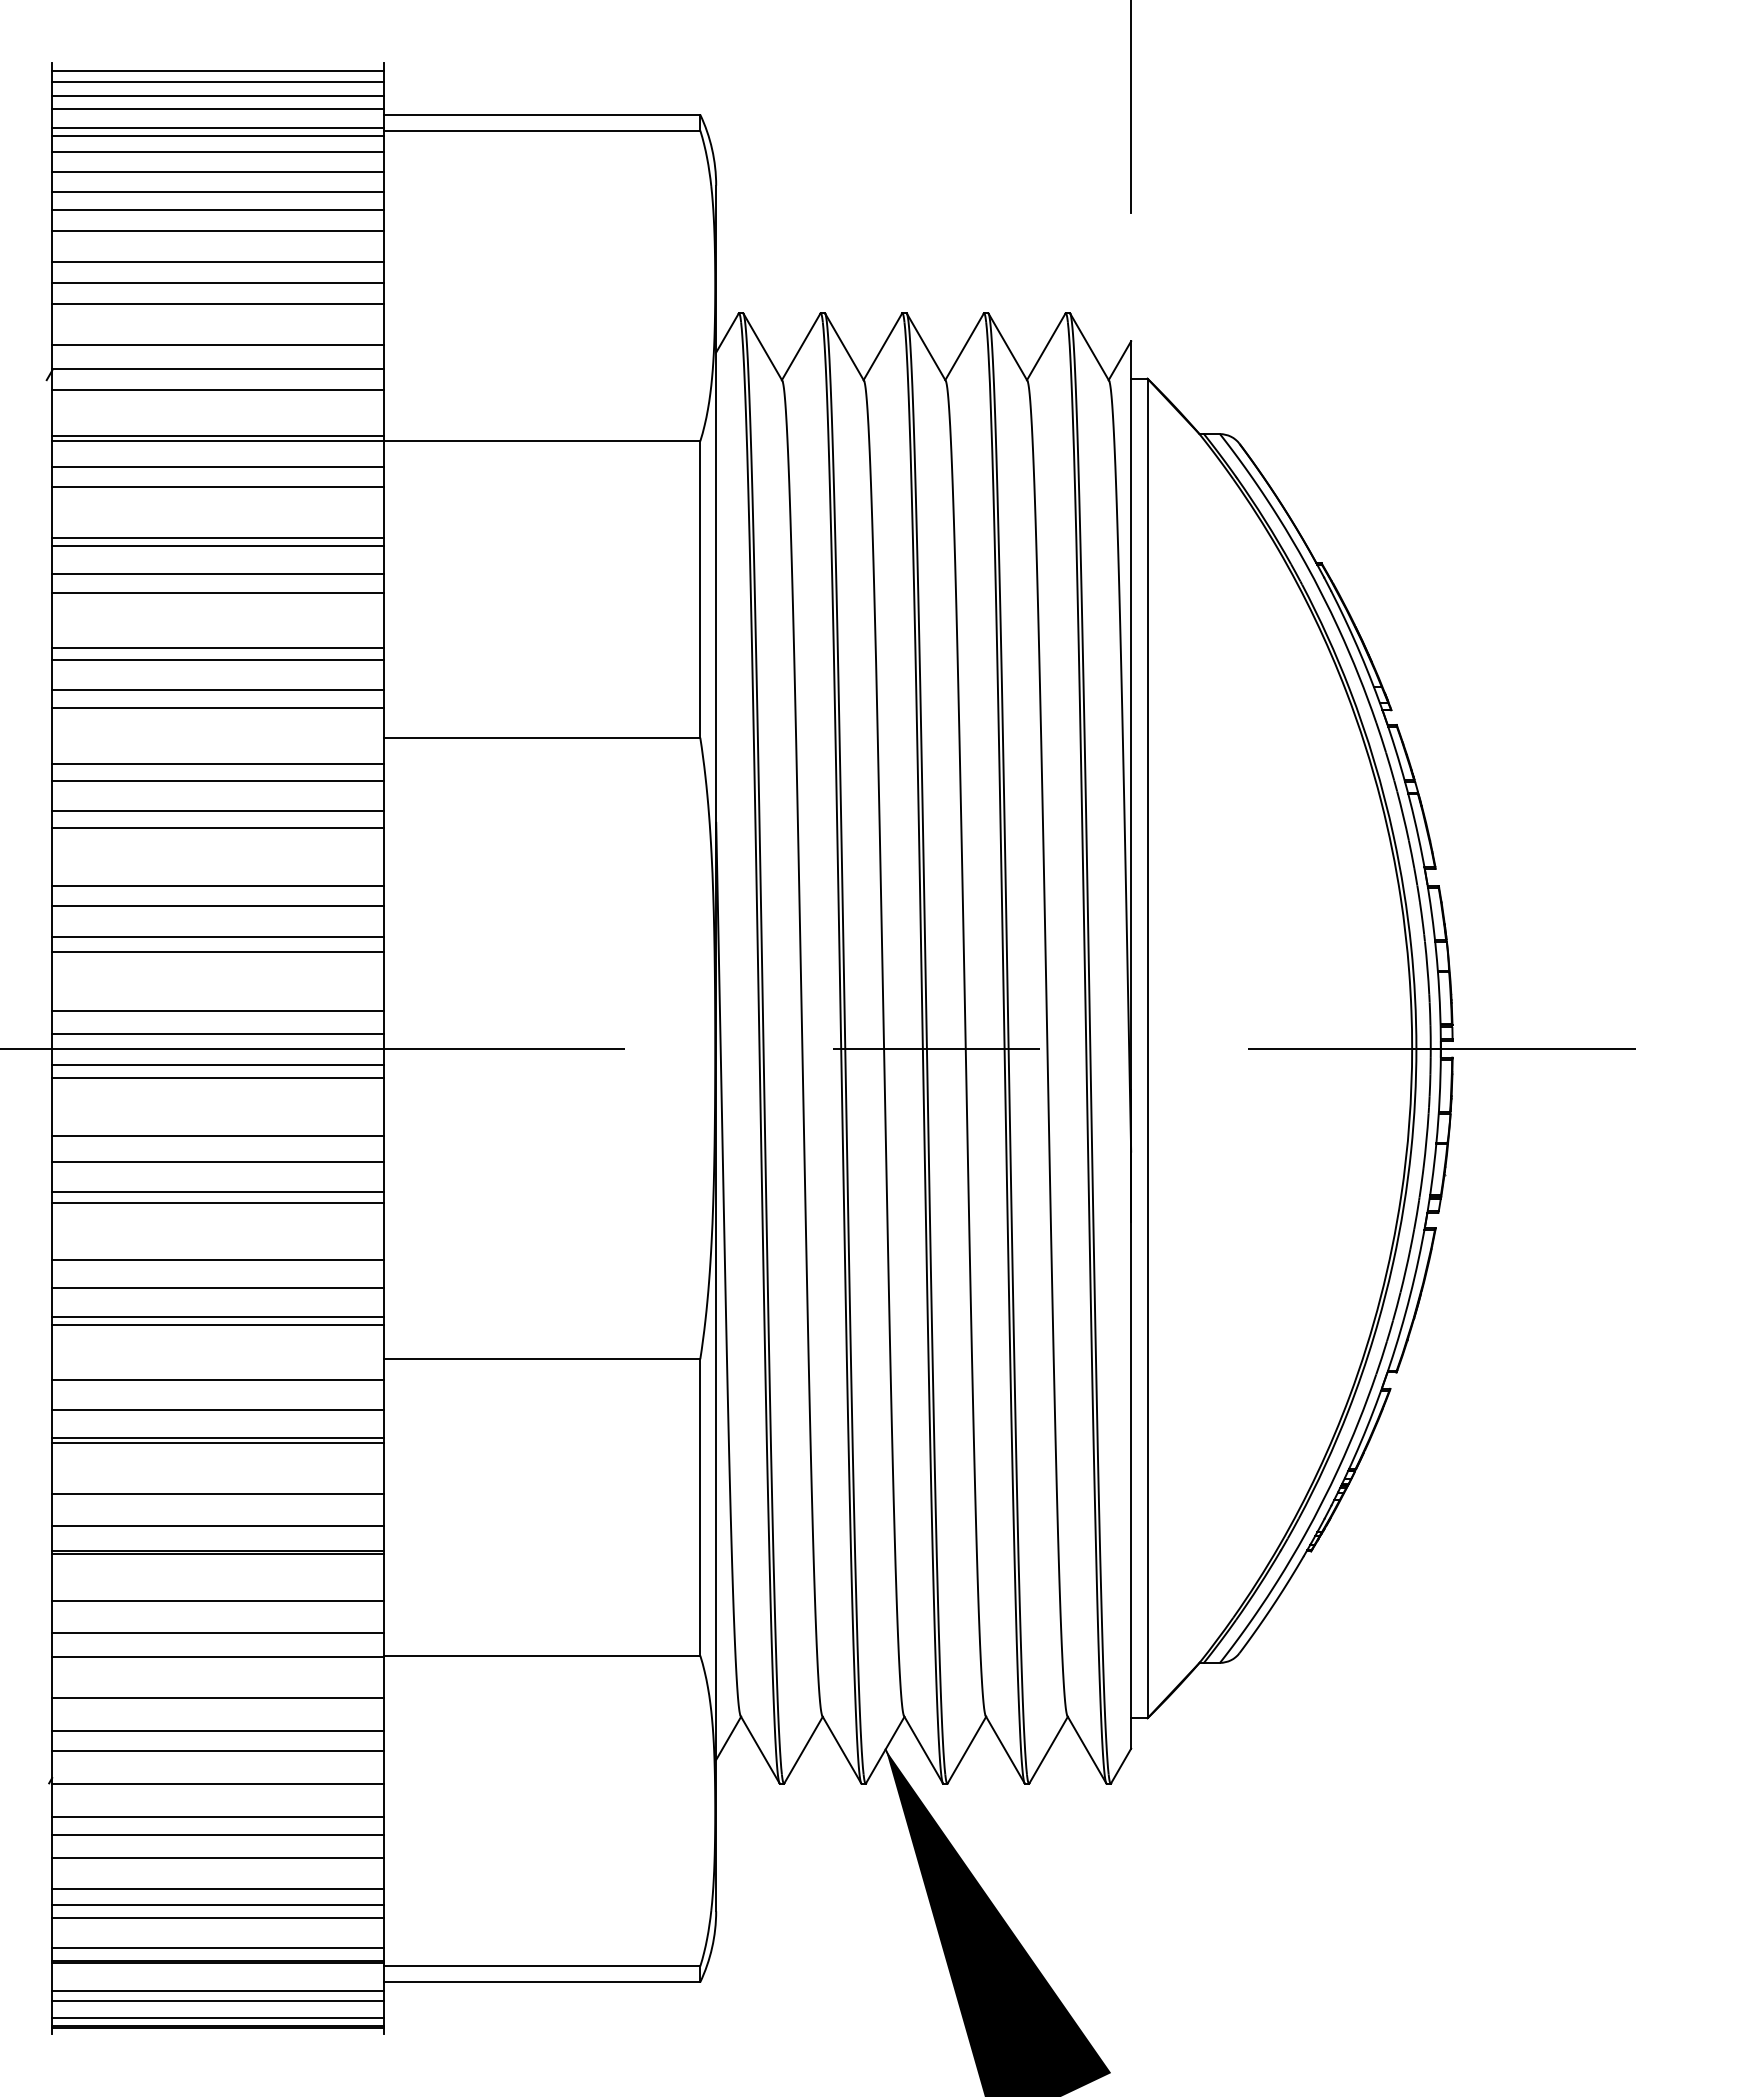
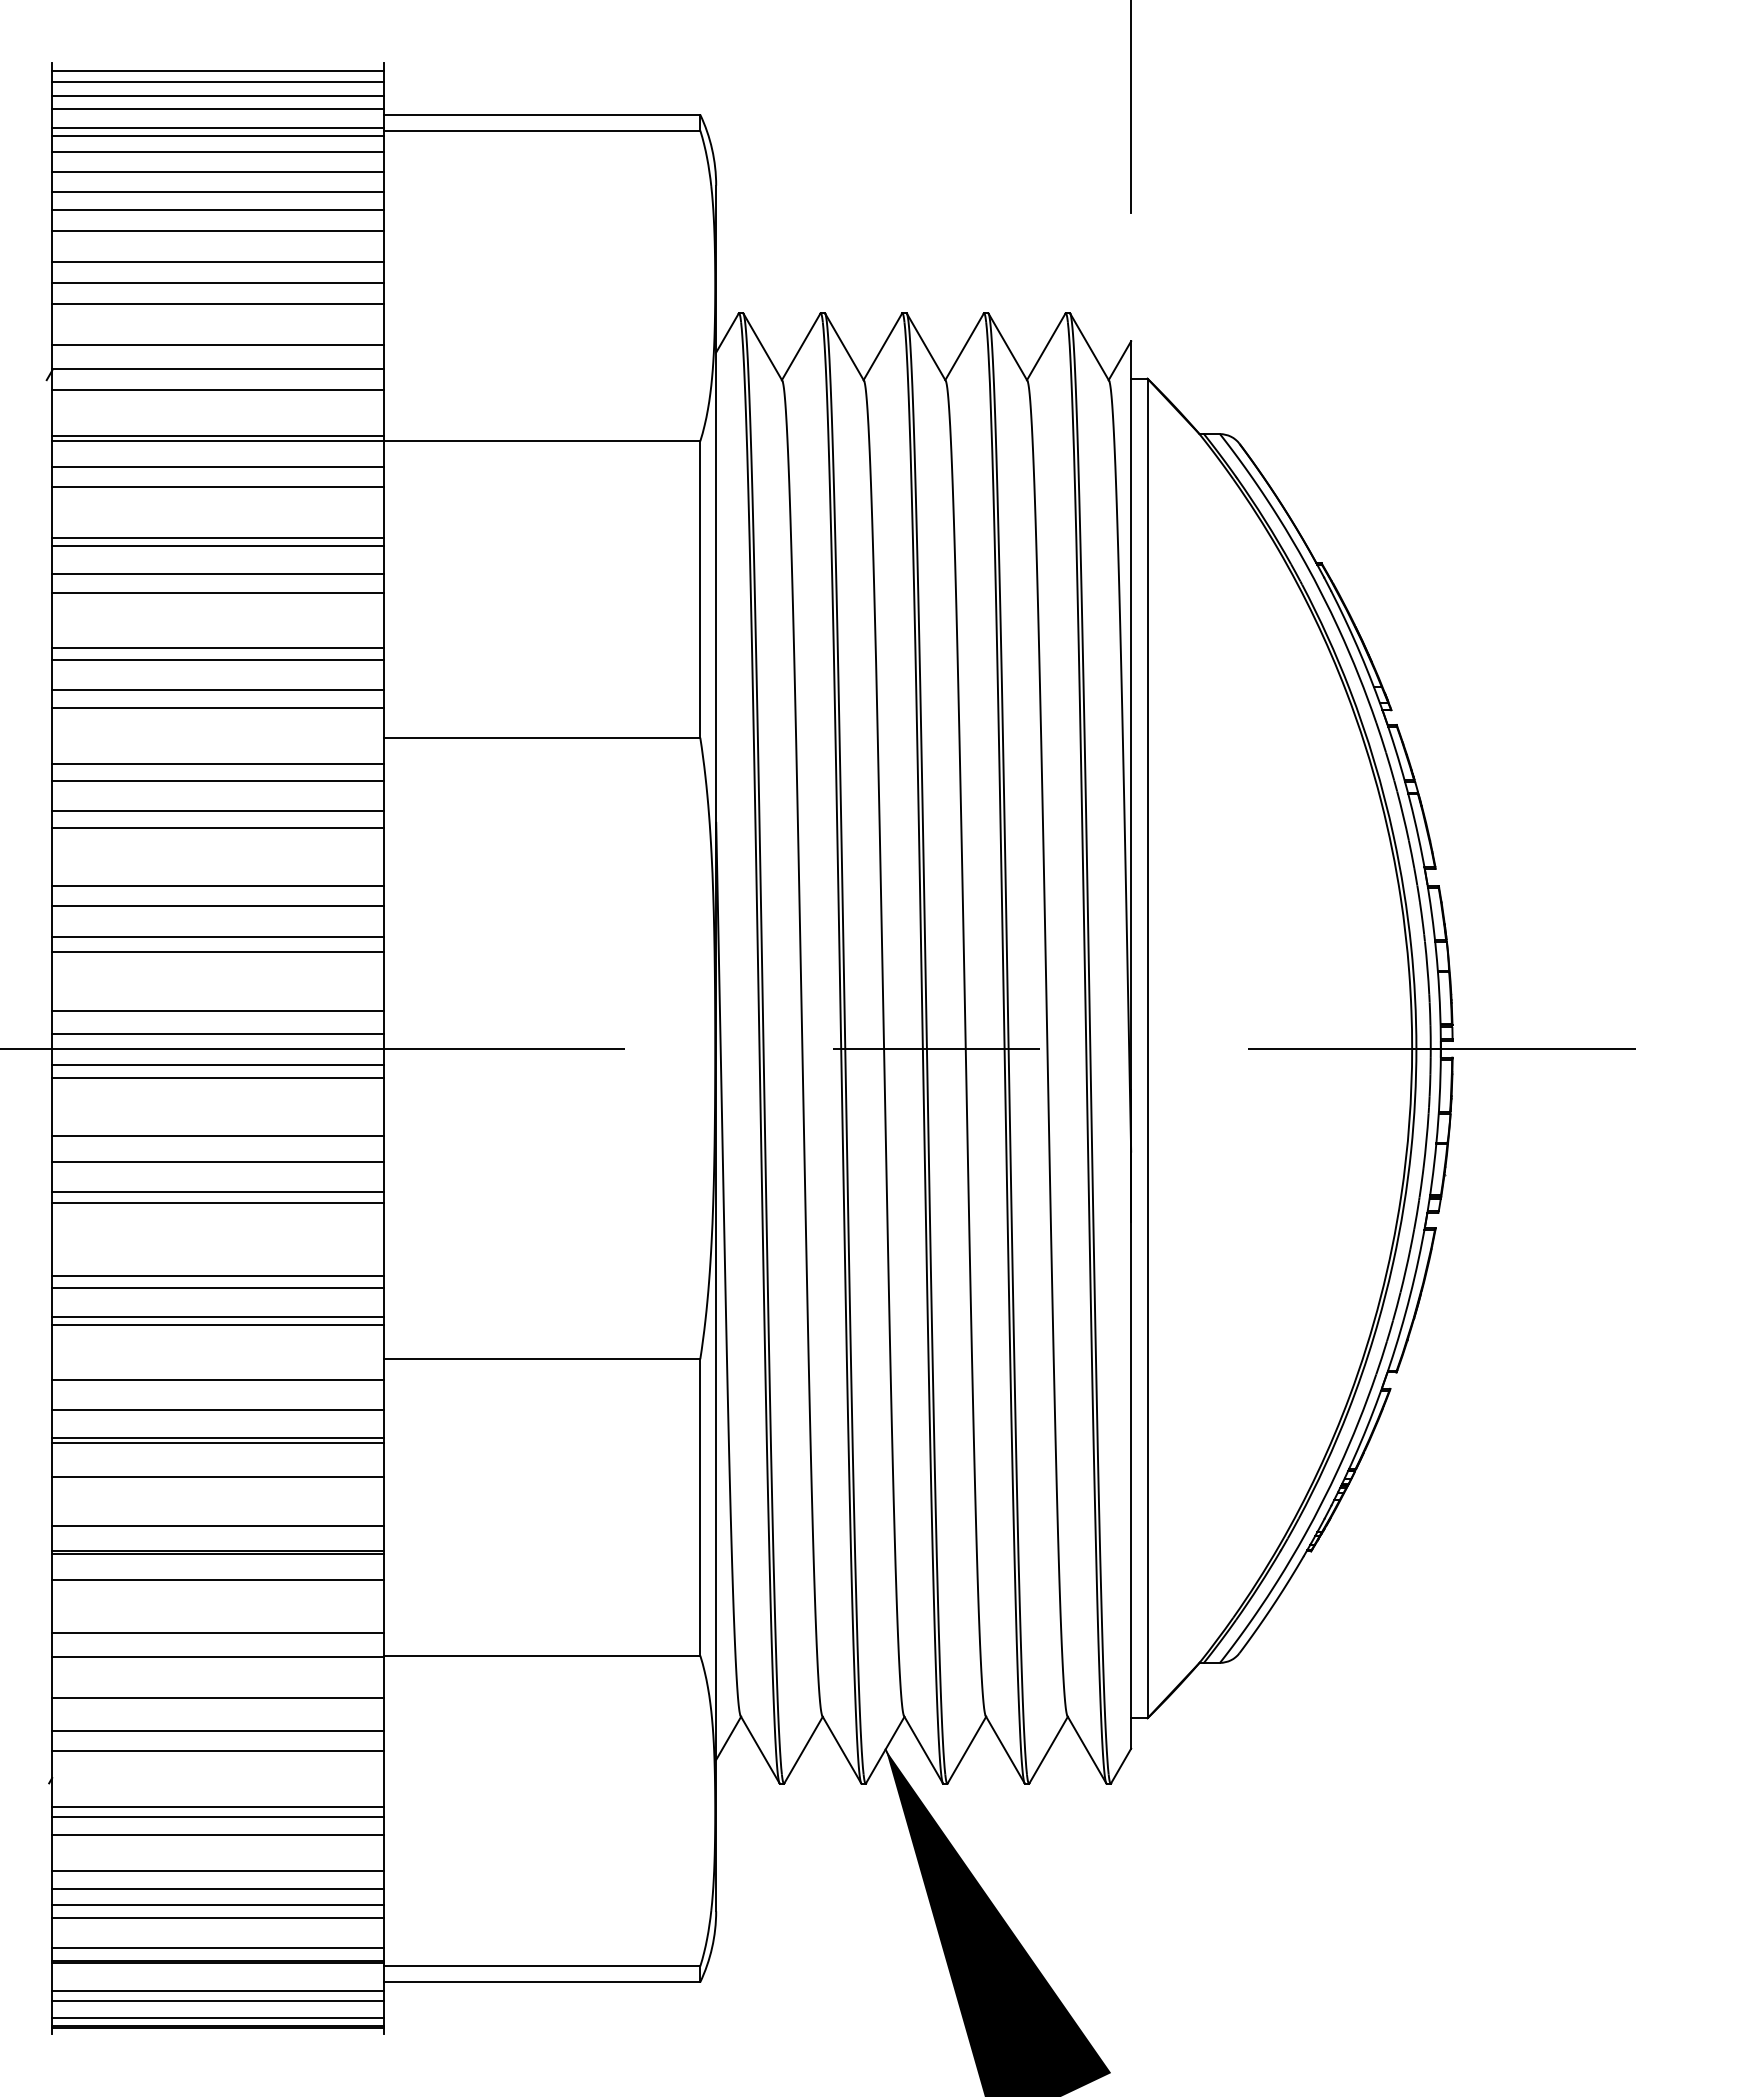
line position: (218, 1259) -> (218, 1275) (218, 1275)
line position: (218, 1494) -> (218, 1477) (218, 1477)
line position: (218, 1600) -> (218, 1579) (218, 1579)
line position: (218, 1784) -> (218, 1807) (218, 1807)
line position: (218, 1857) -> (218, 1870) (218, 1870)
